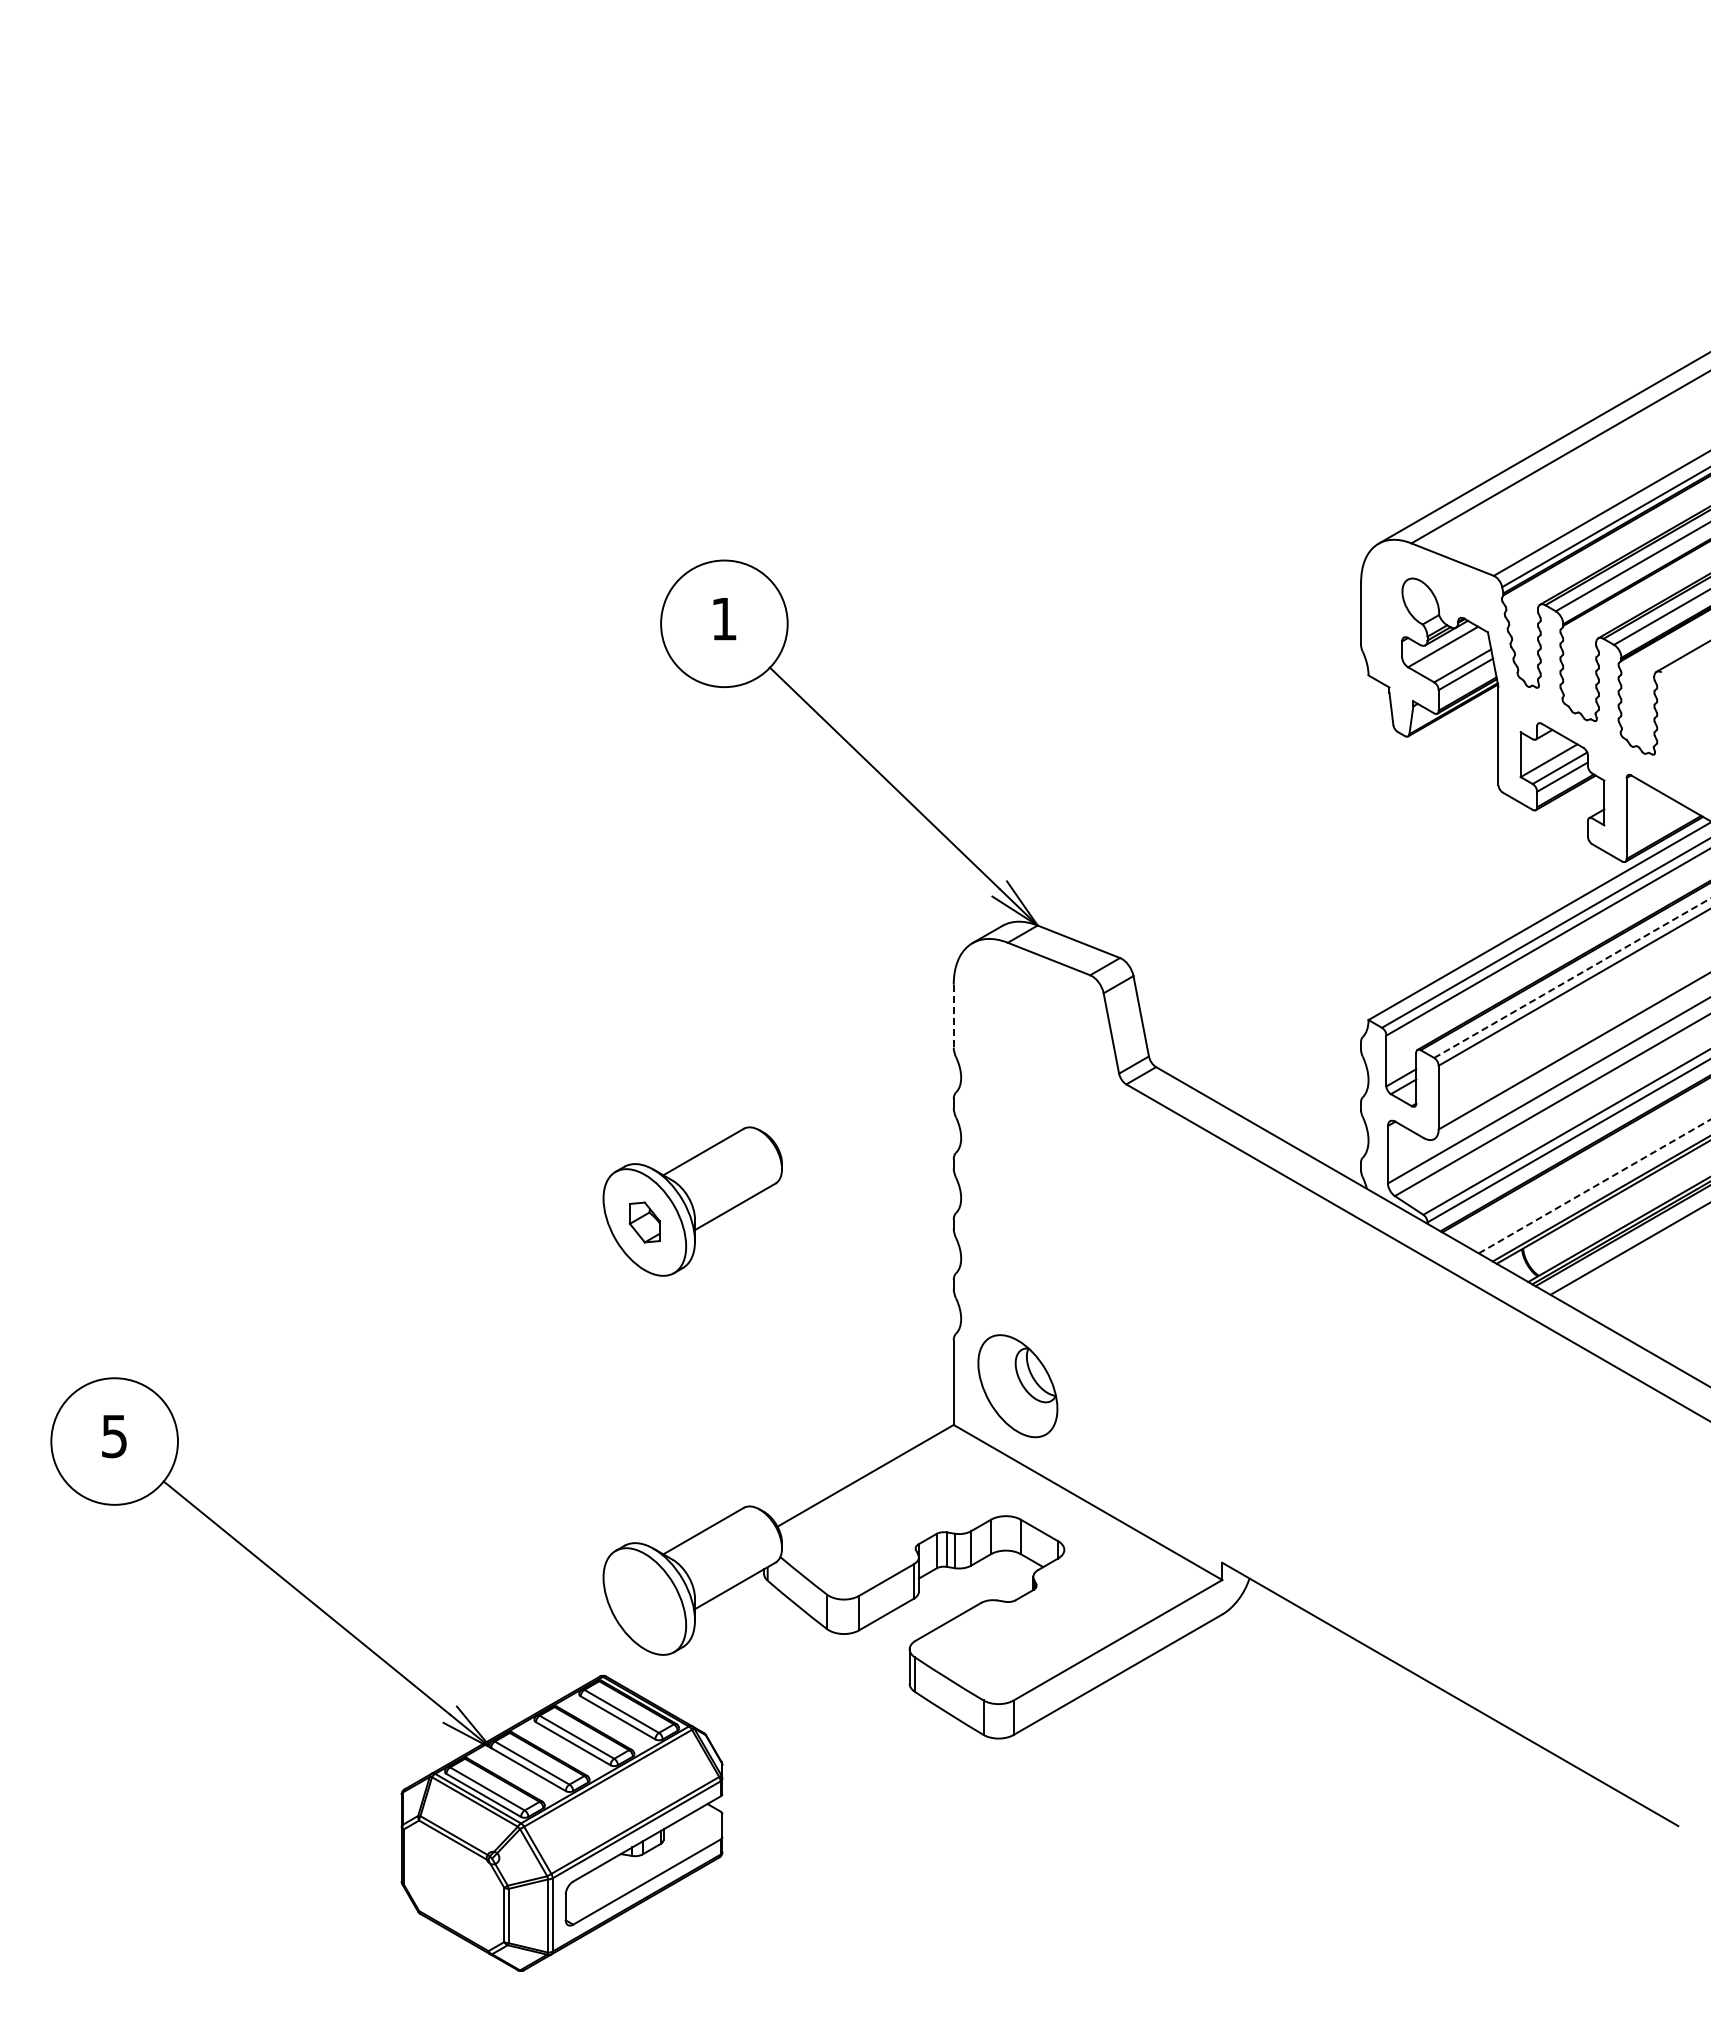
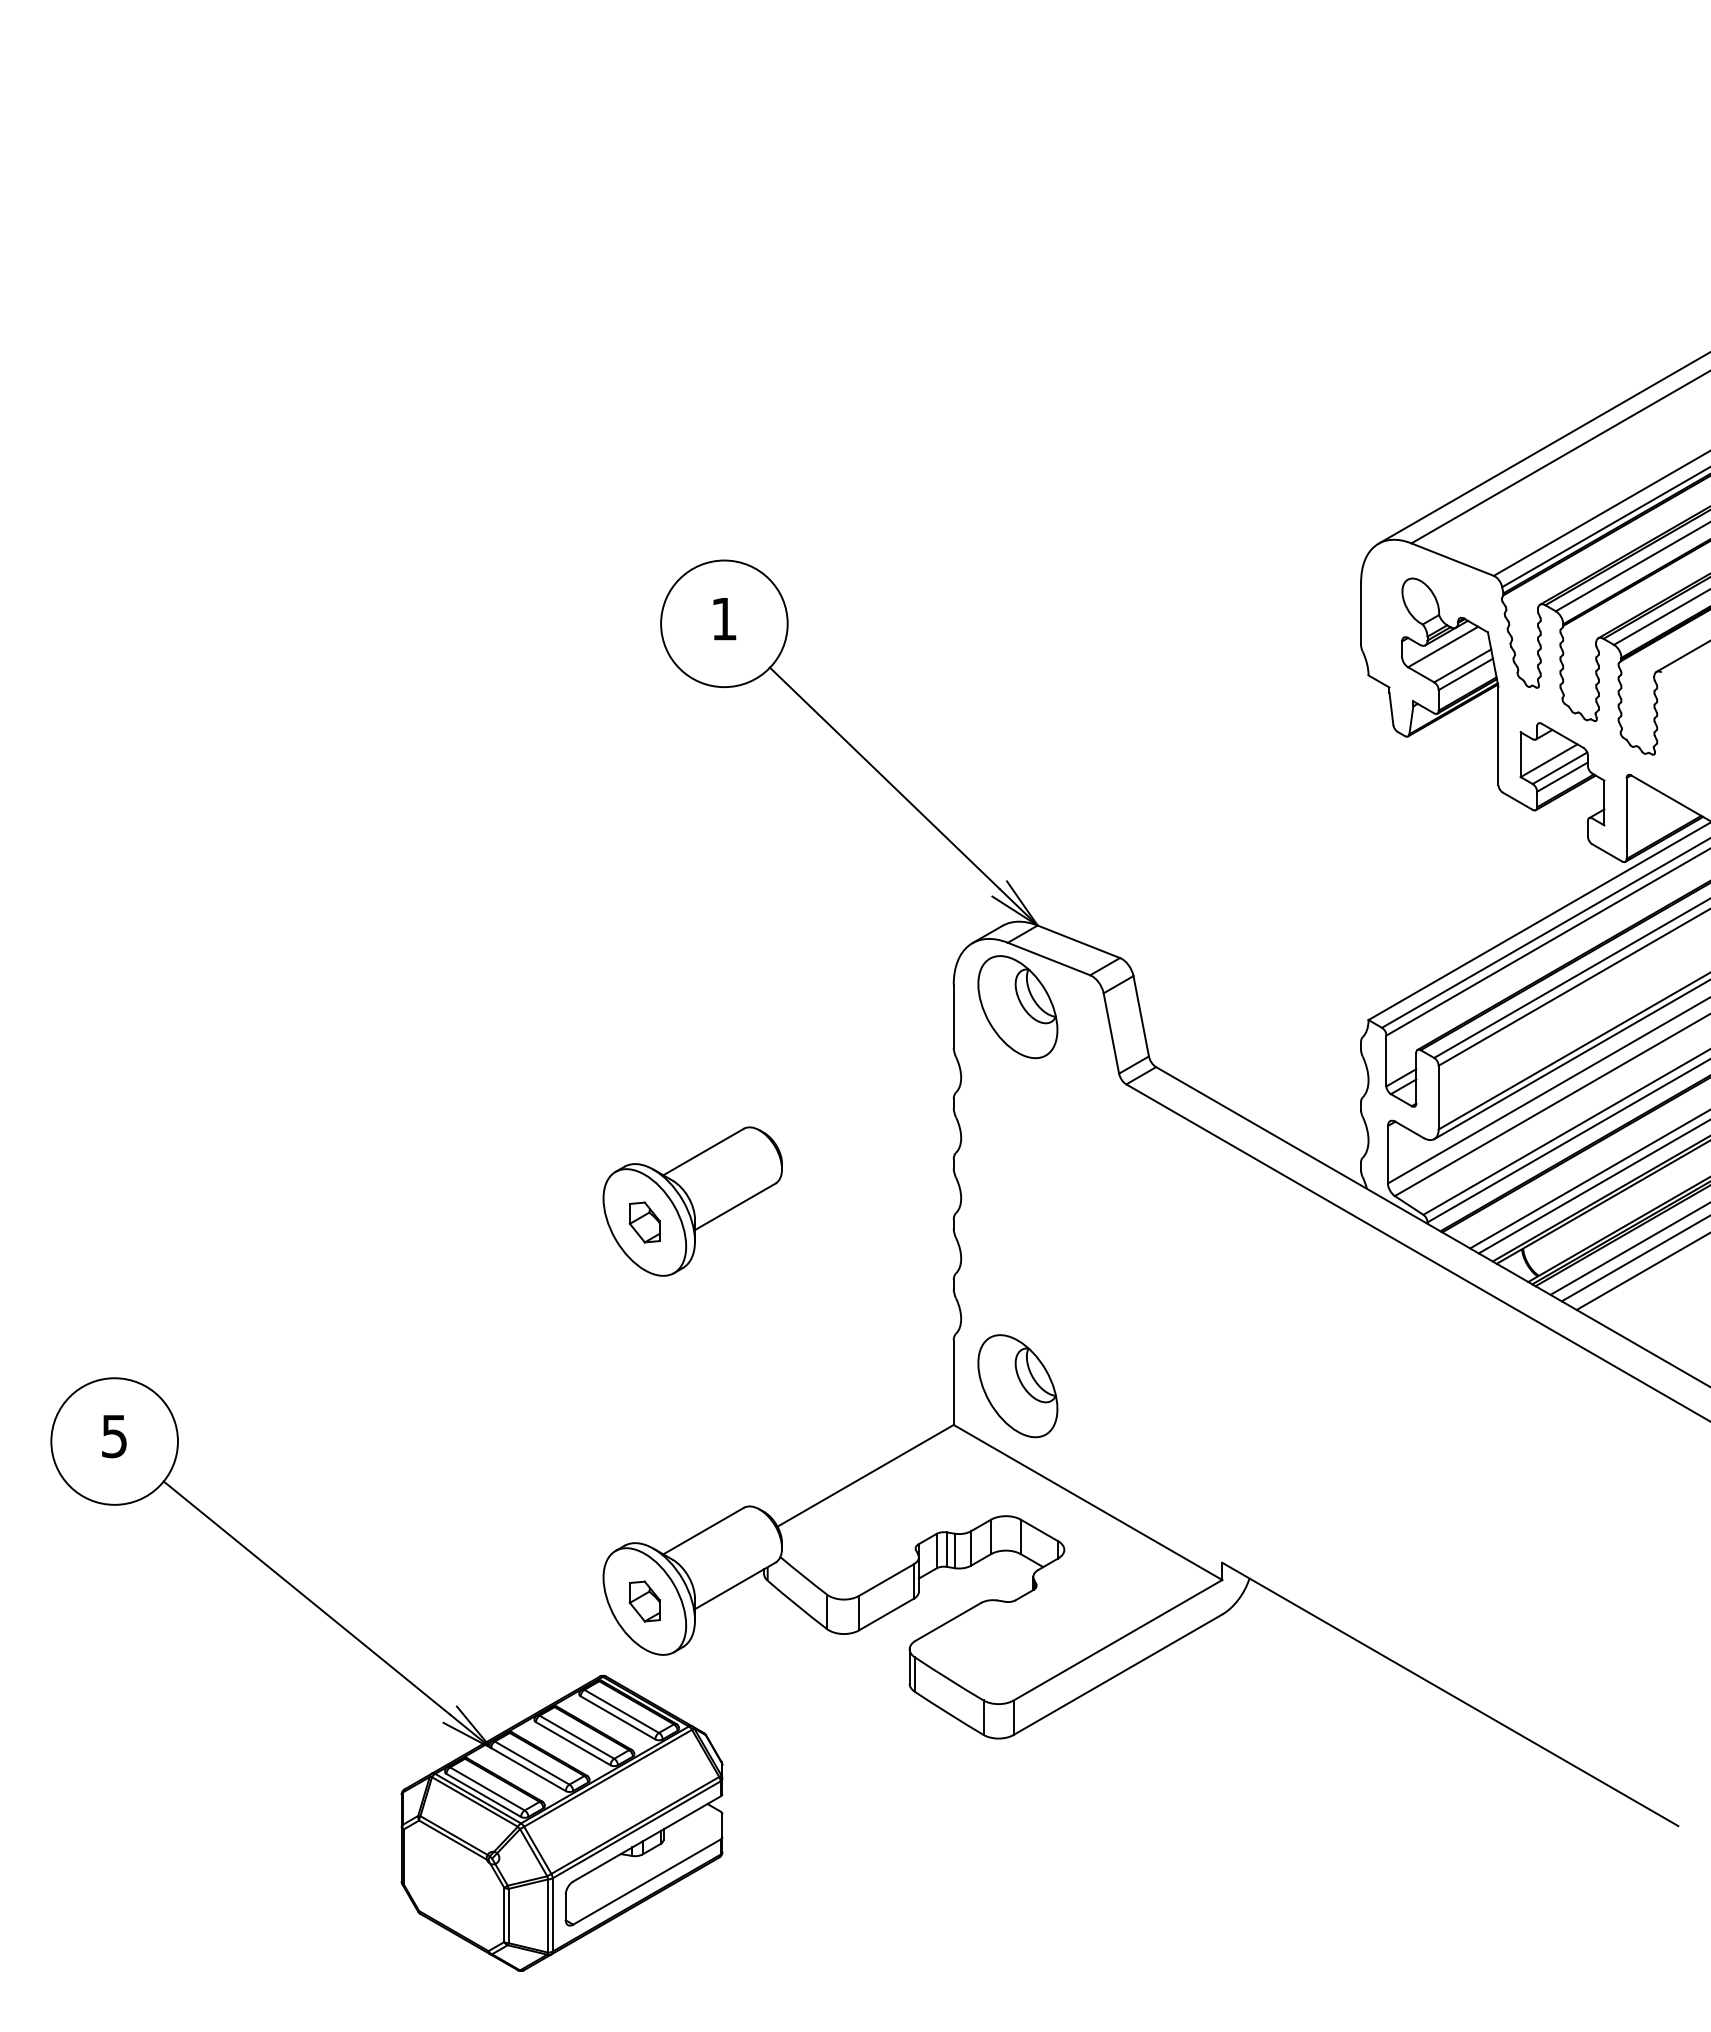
line: dashed -> solid (1572, 978)
part: none -> present (1017, 1007)
line: dashed -> solid (953, 1016)
line: none -> present (1570, 1060)
line: none -> present (1588, 1179)
line: dashed -> solid (1594, 1186)
line: none -> present (1634, 1259)
line: none -> present (1641, 1271)
part: none -> present (644, 1601)
